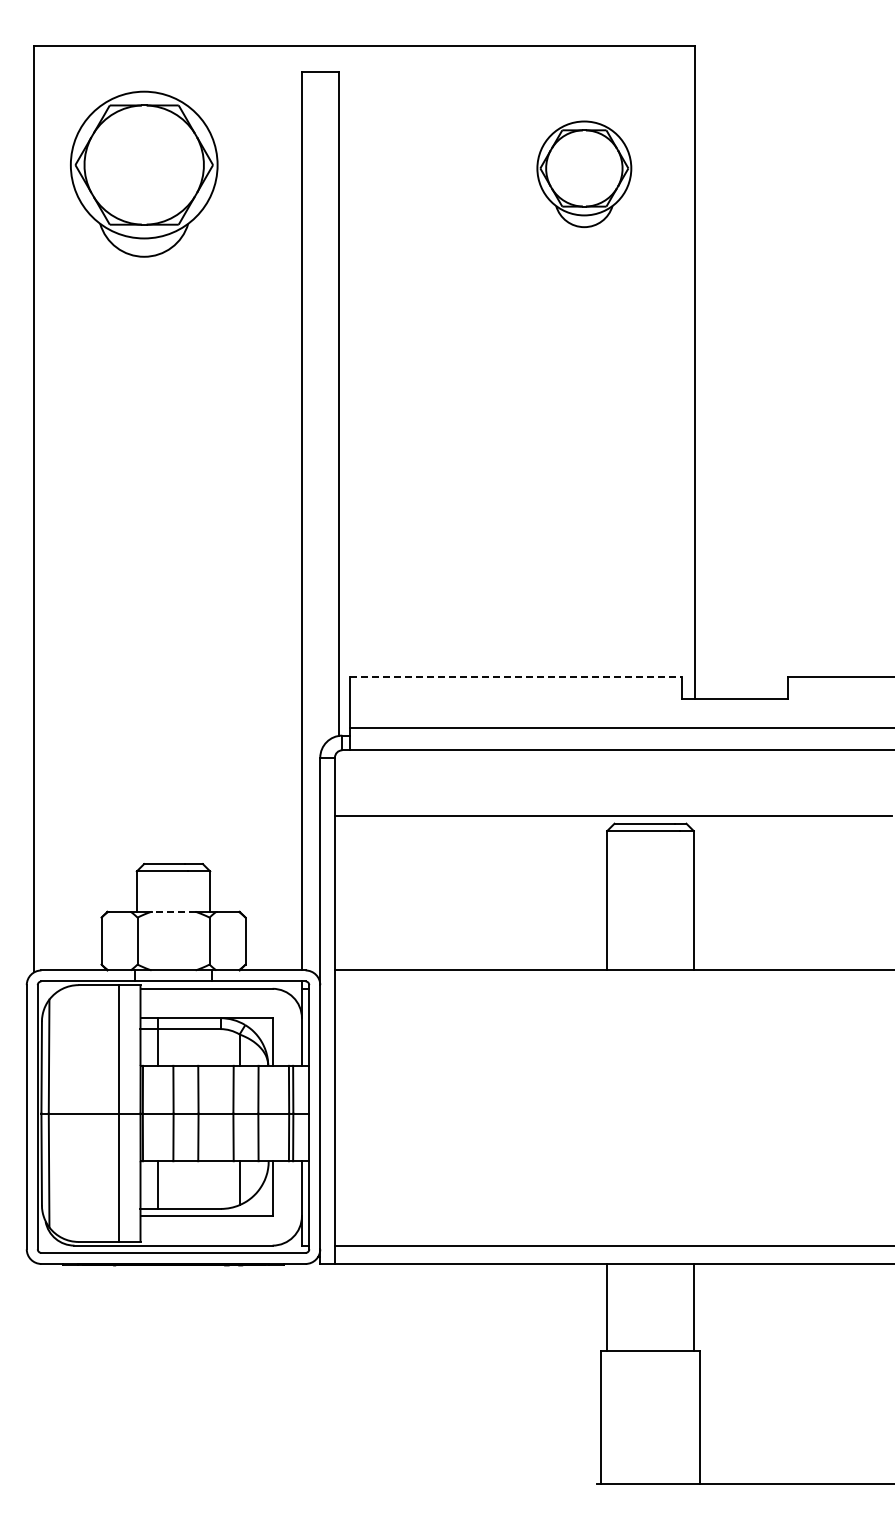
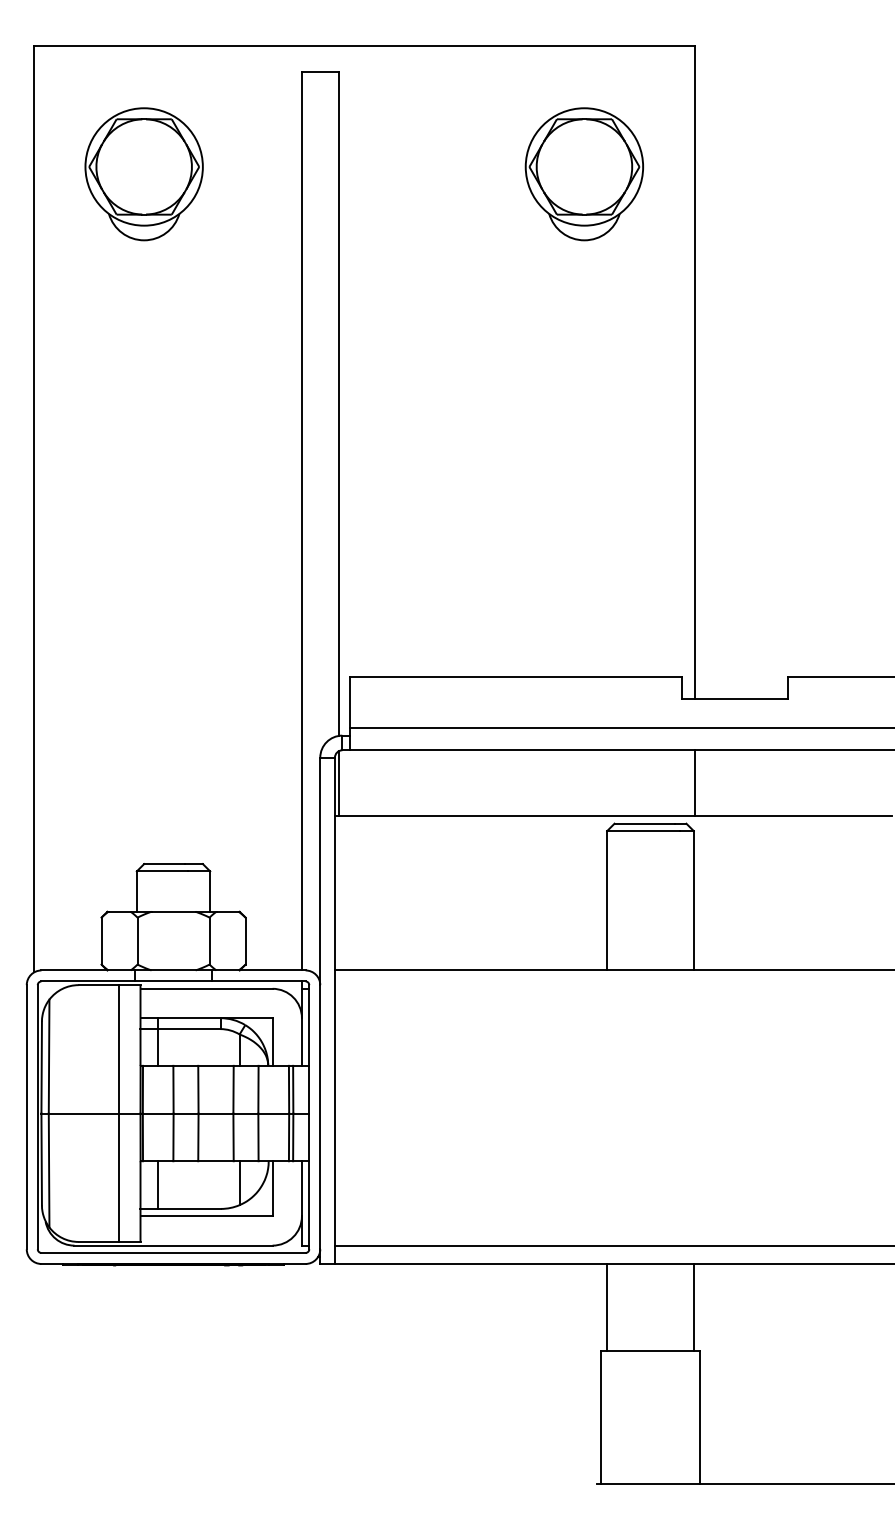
part size: 149x168 px -> 120x135 px (143, 174)
part size: 97x109 px -> 120x135 px (583, 174)
line: dashed -> solid (516, 676)
line: none -> present (338, 783)
line: none -> present (694, 783)
line: dashed -> solid (173, 911)
